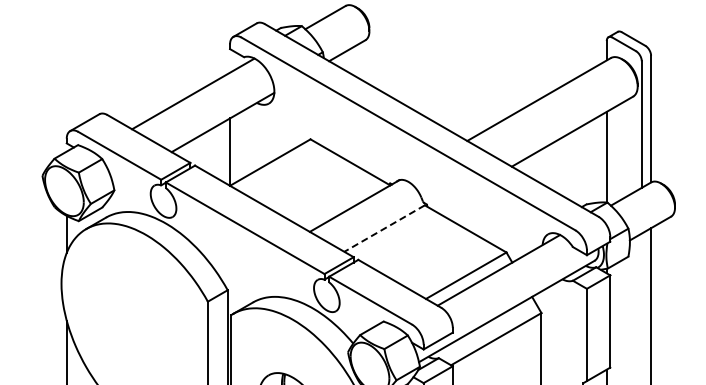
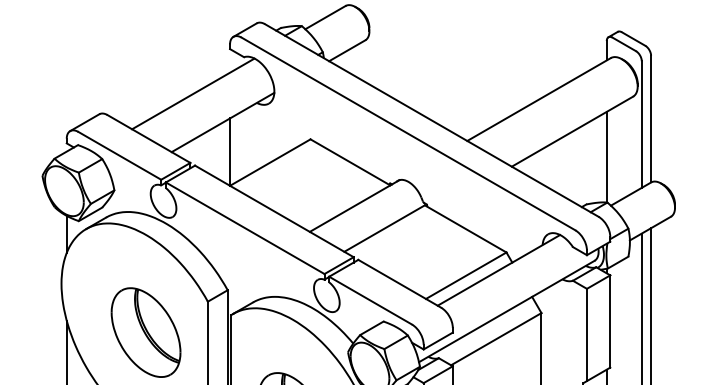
line: dashed -> solid (384, 228)
line: none -> present (641, 307)
part: none -> present (145, 332)
